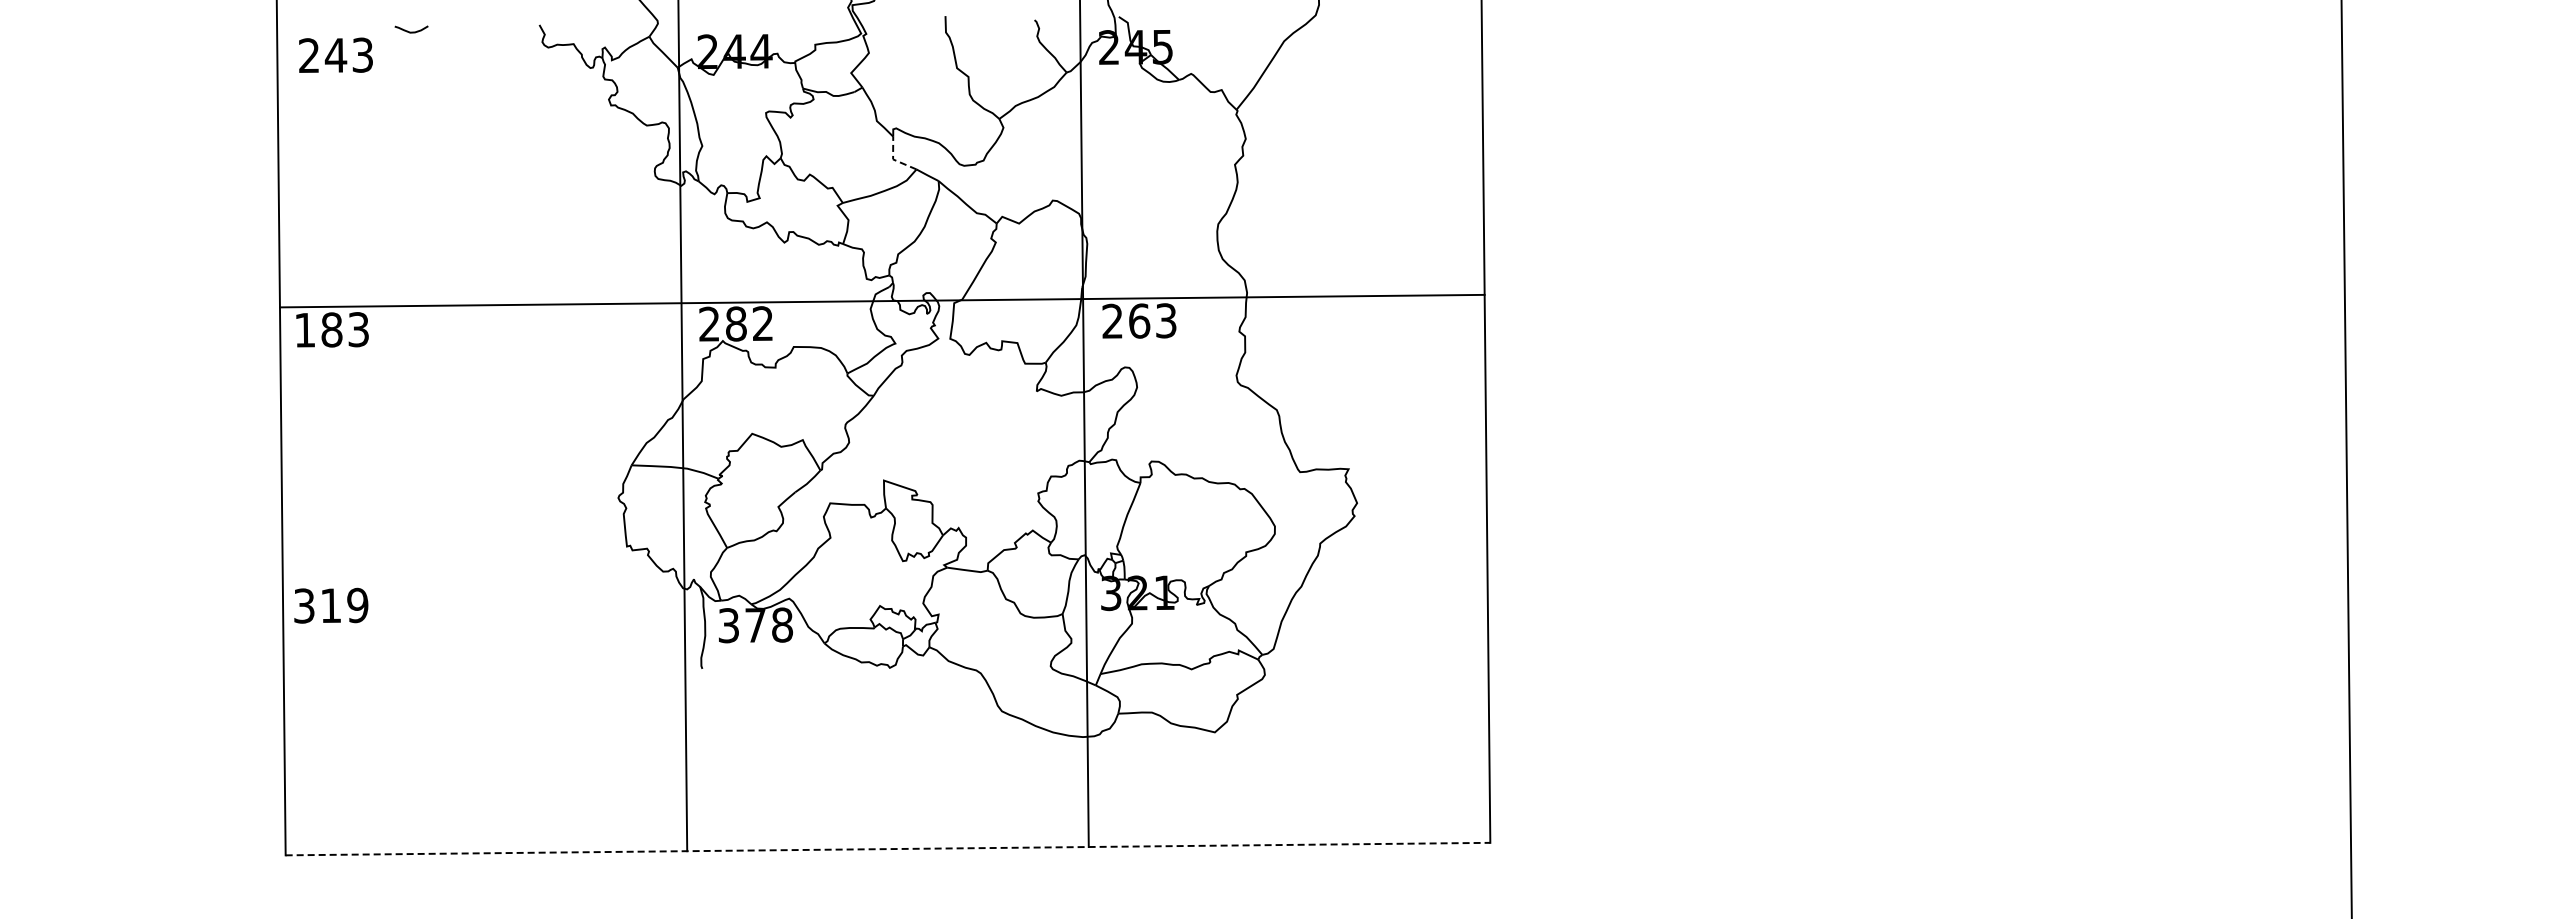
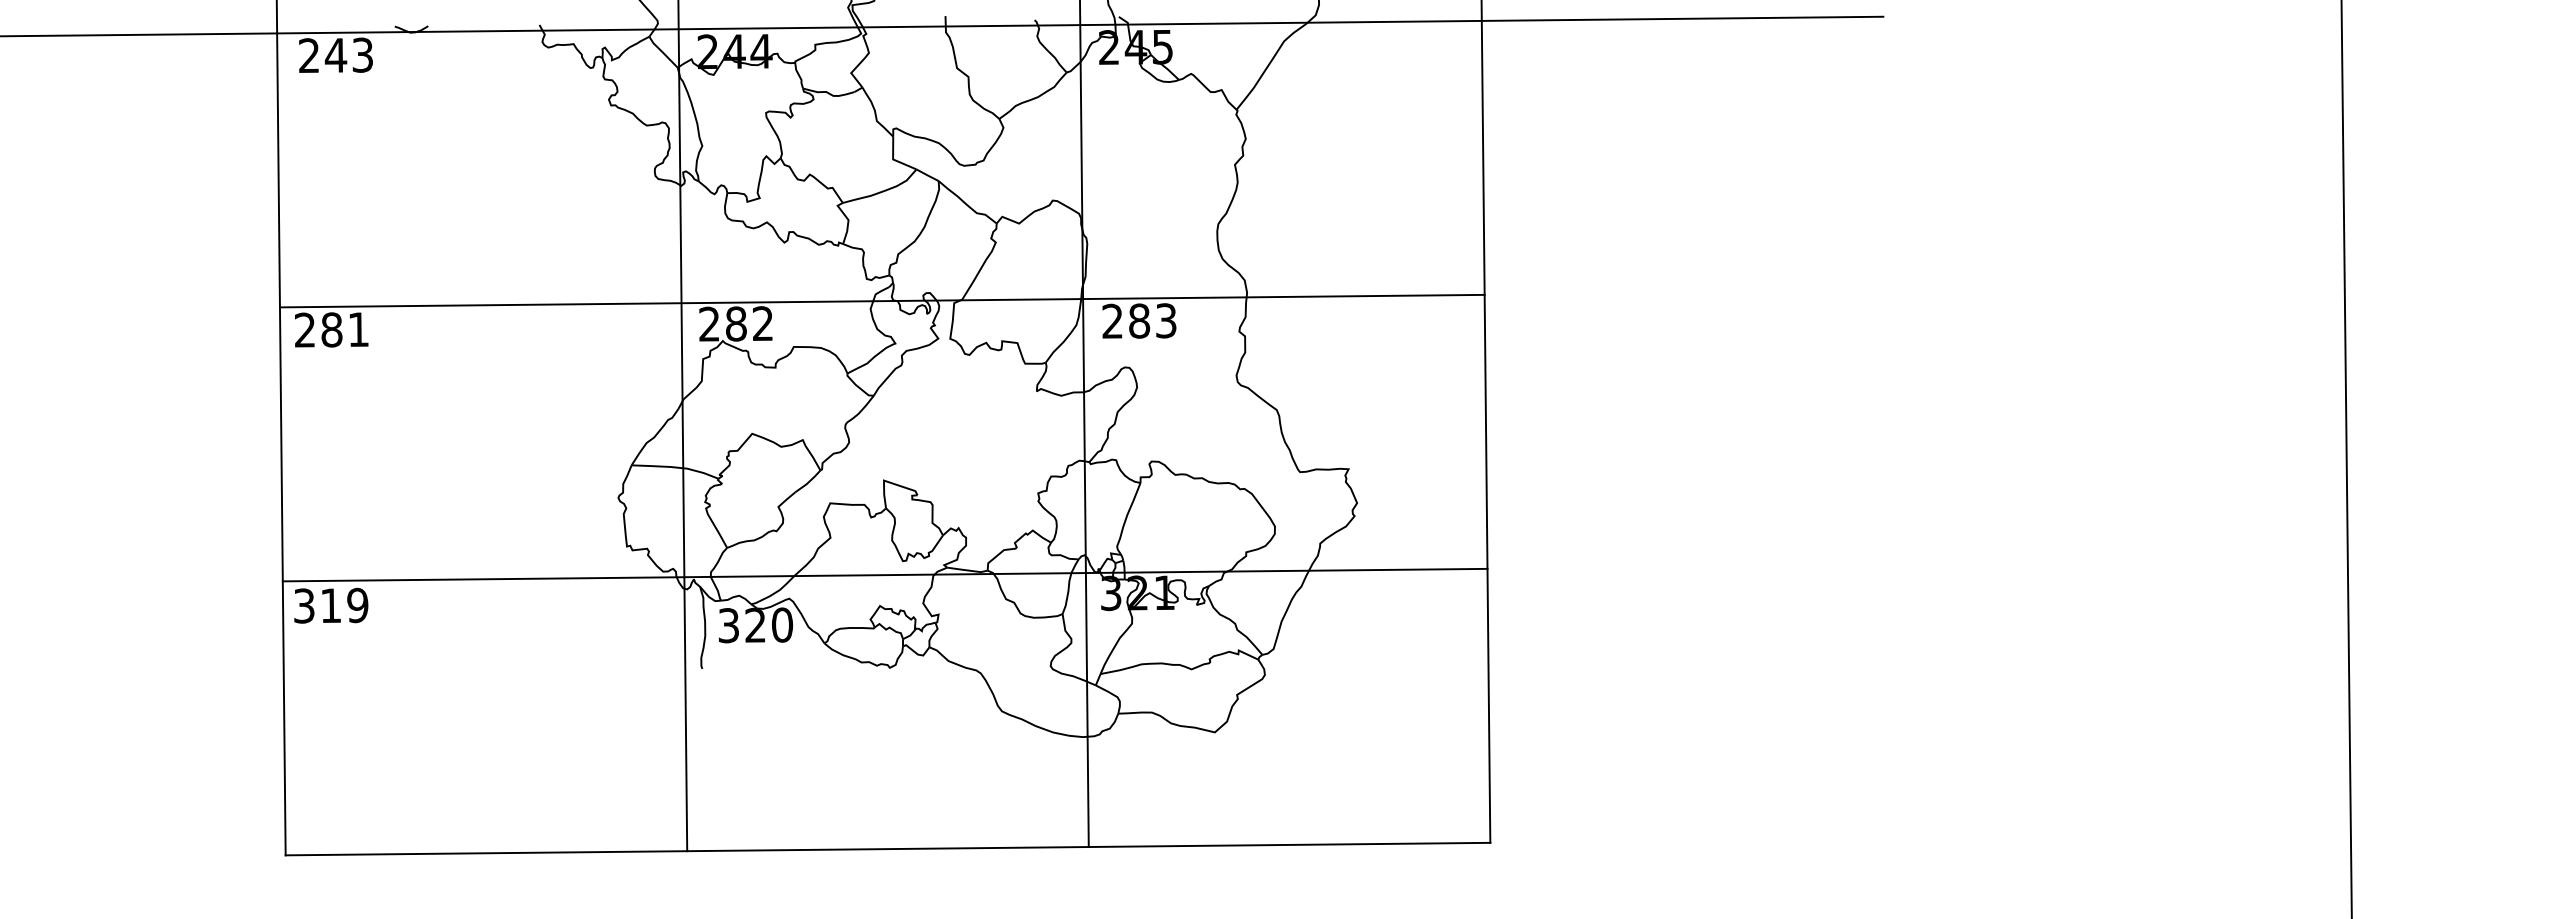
line: none -> present (942, 26)
line: dashed -> solid (894, 159)
text: 263 -> 283 (1139, 320)
text: 183 -> 281 (331, 329)
line: none -> present (884, 574)
text: 378 -> 320 (769, 624)
line: dashed -> solid (888, 849)
